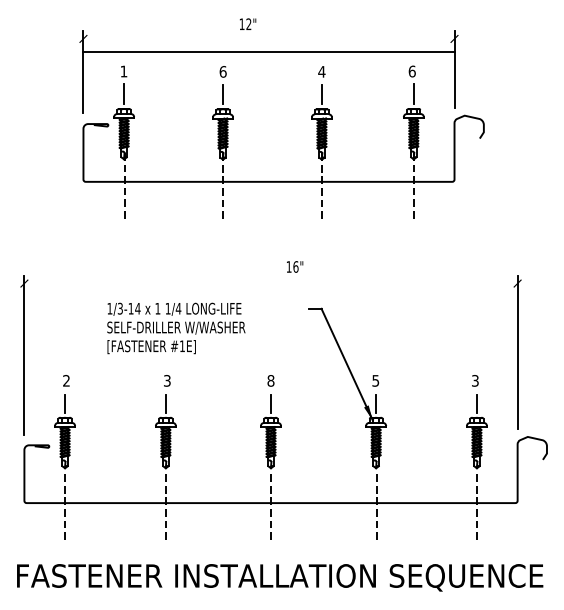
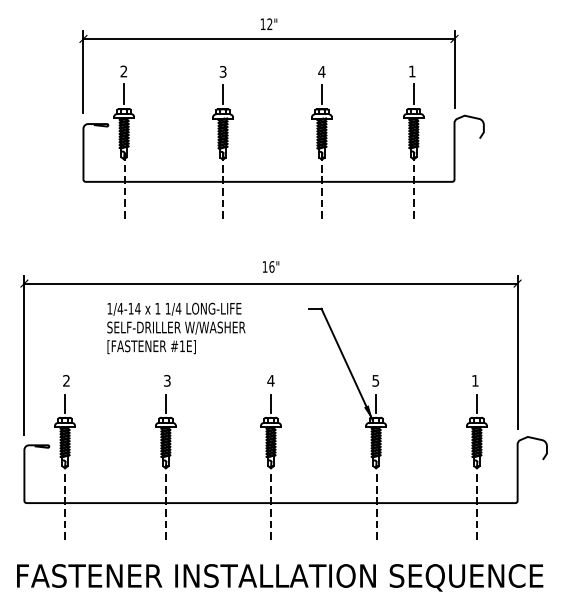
text position: (248, 23) -> (269, 23) (269, 23)
line position: (268, 51) -> (268, 38) (268, 38)
text: 1 -> 2 (123, 71)
text: 6 -> 3 (222, 71)
text: 6 -> 1 (411, 71)
text position: (295, 266) -> (271, 266) (271, 266)
line: none -> present (270, 283)
text: 1/3-14 -> 1/4-14 (120, 308)
text: 8 -> 4 (270, 380)
text: 3 -> 1 (475, 380)
